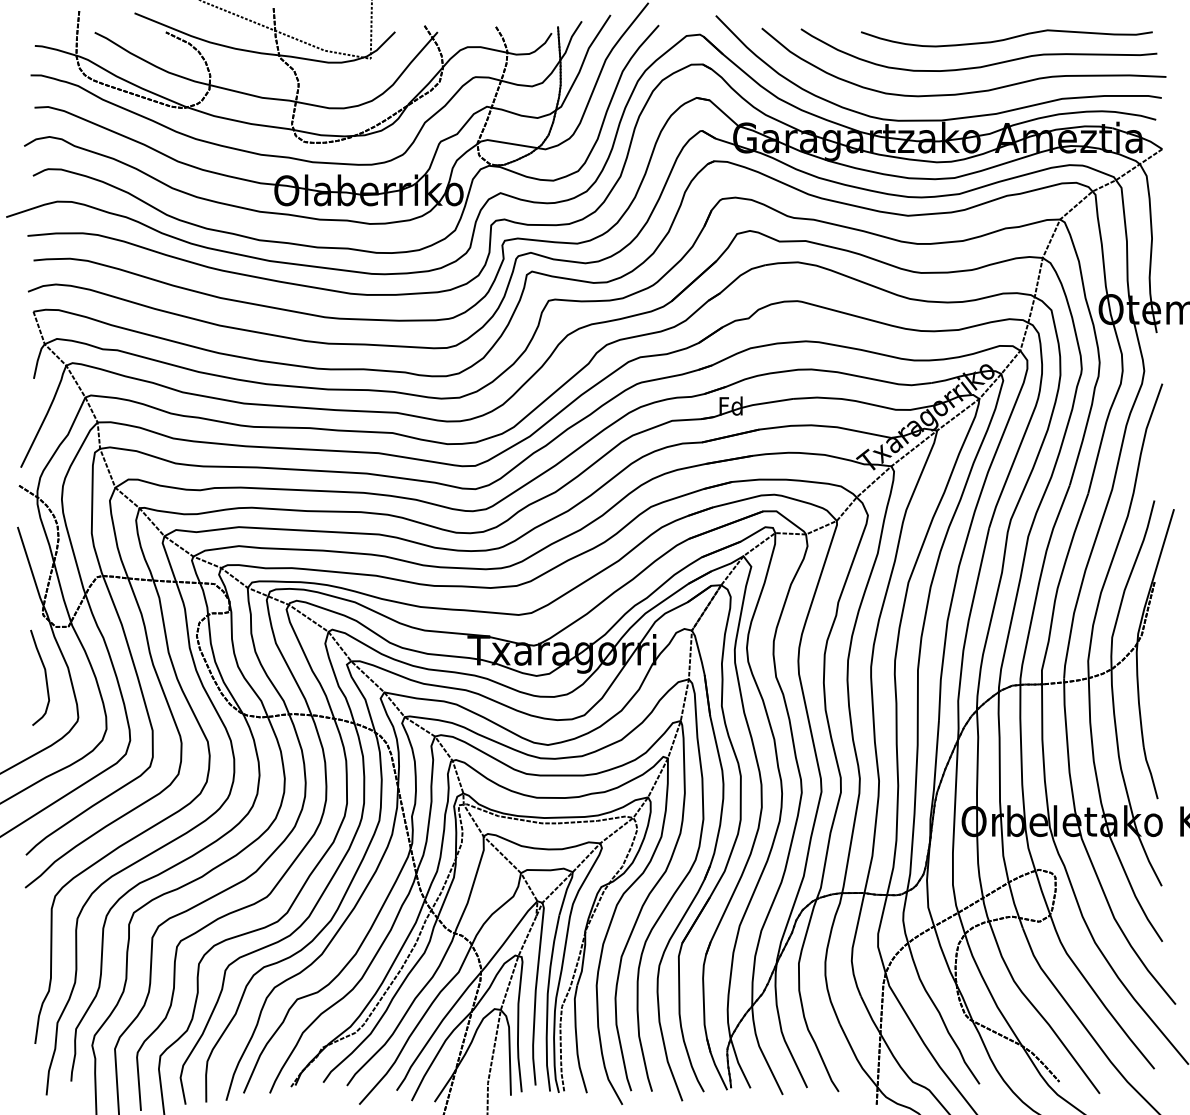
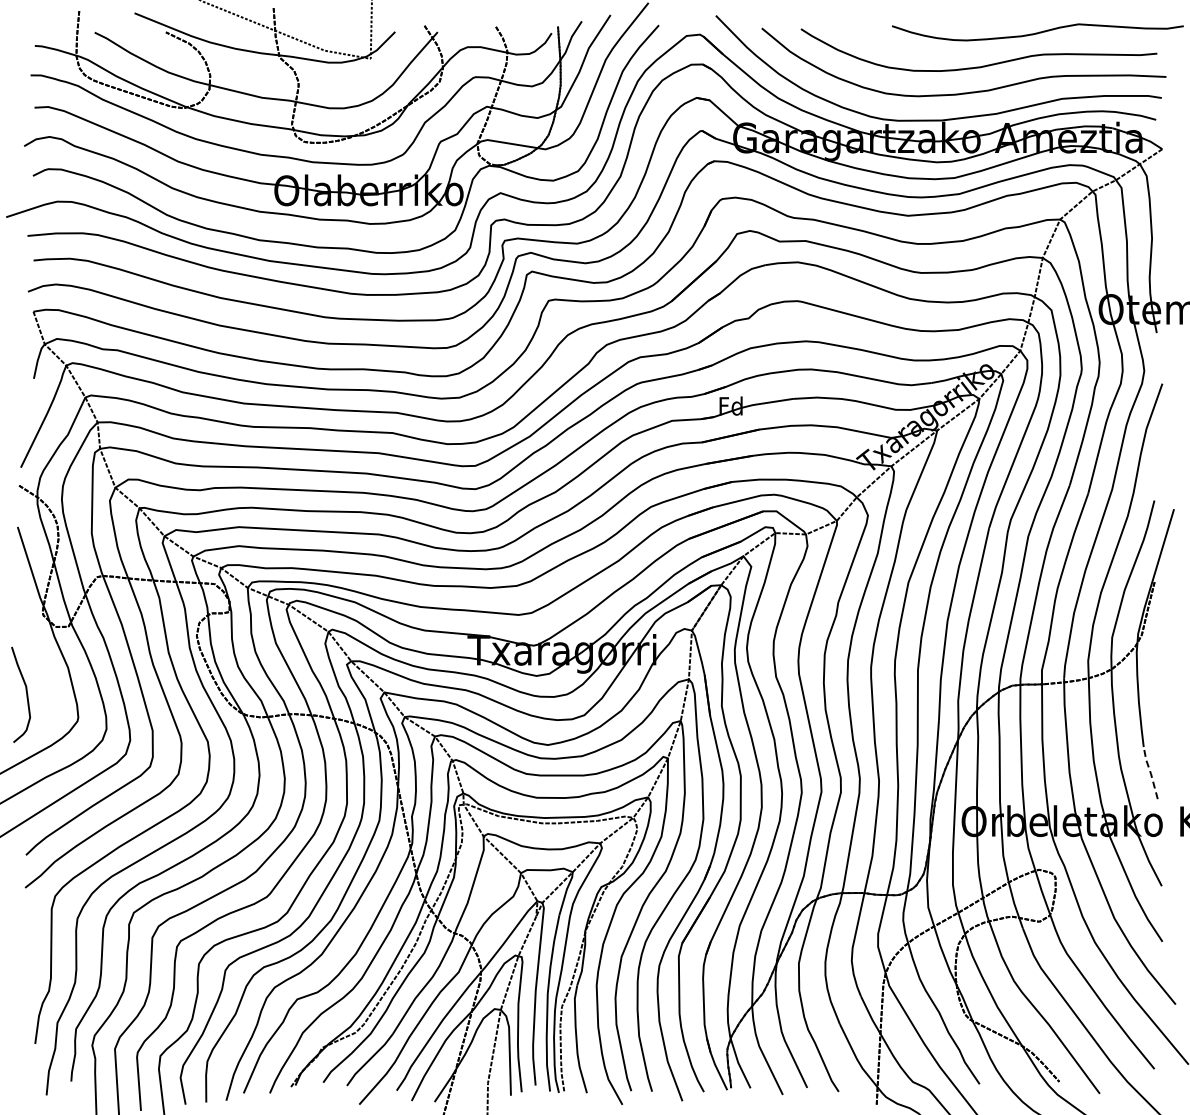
curve position: (1006, 38) -> (1037, 32) (1037, 32)
curve position: (44, 674) -> (25, 691) (25, 691)
line: solid -> dashed (1150, 772)
